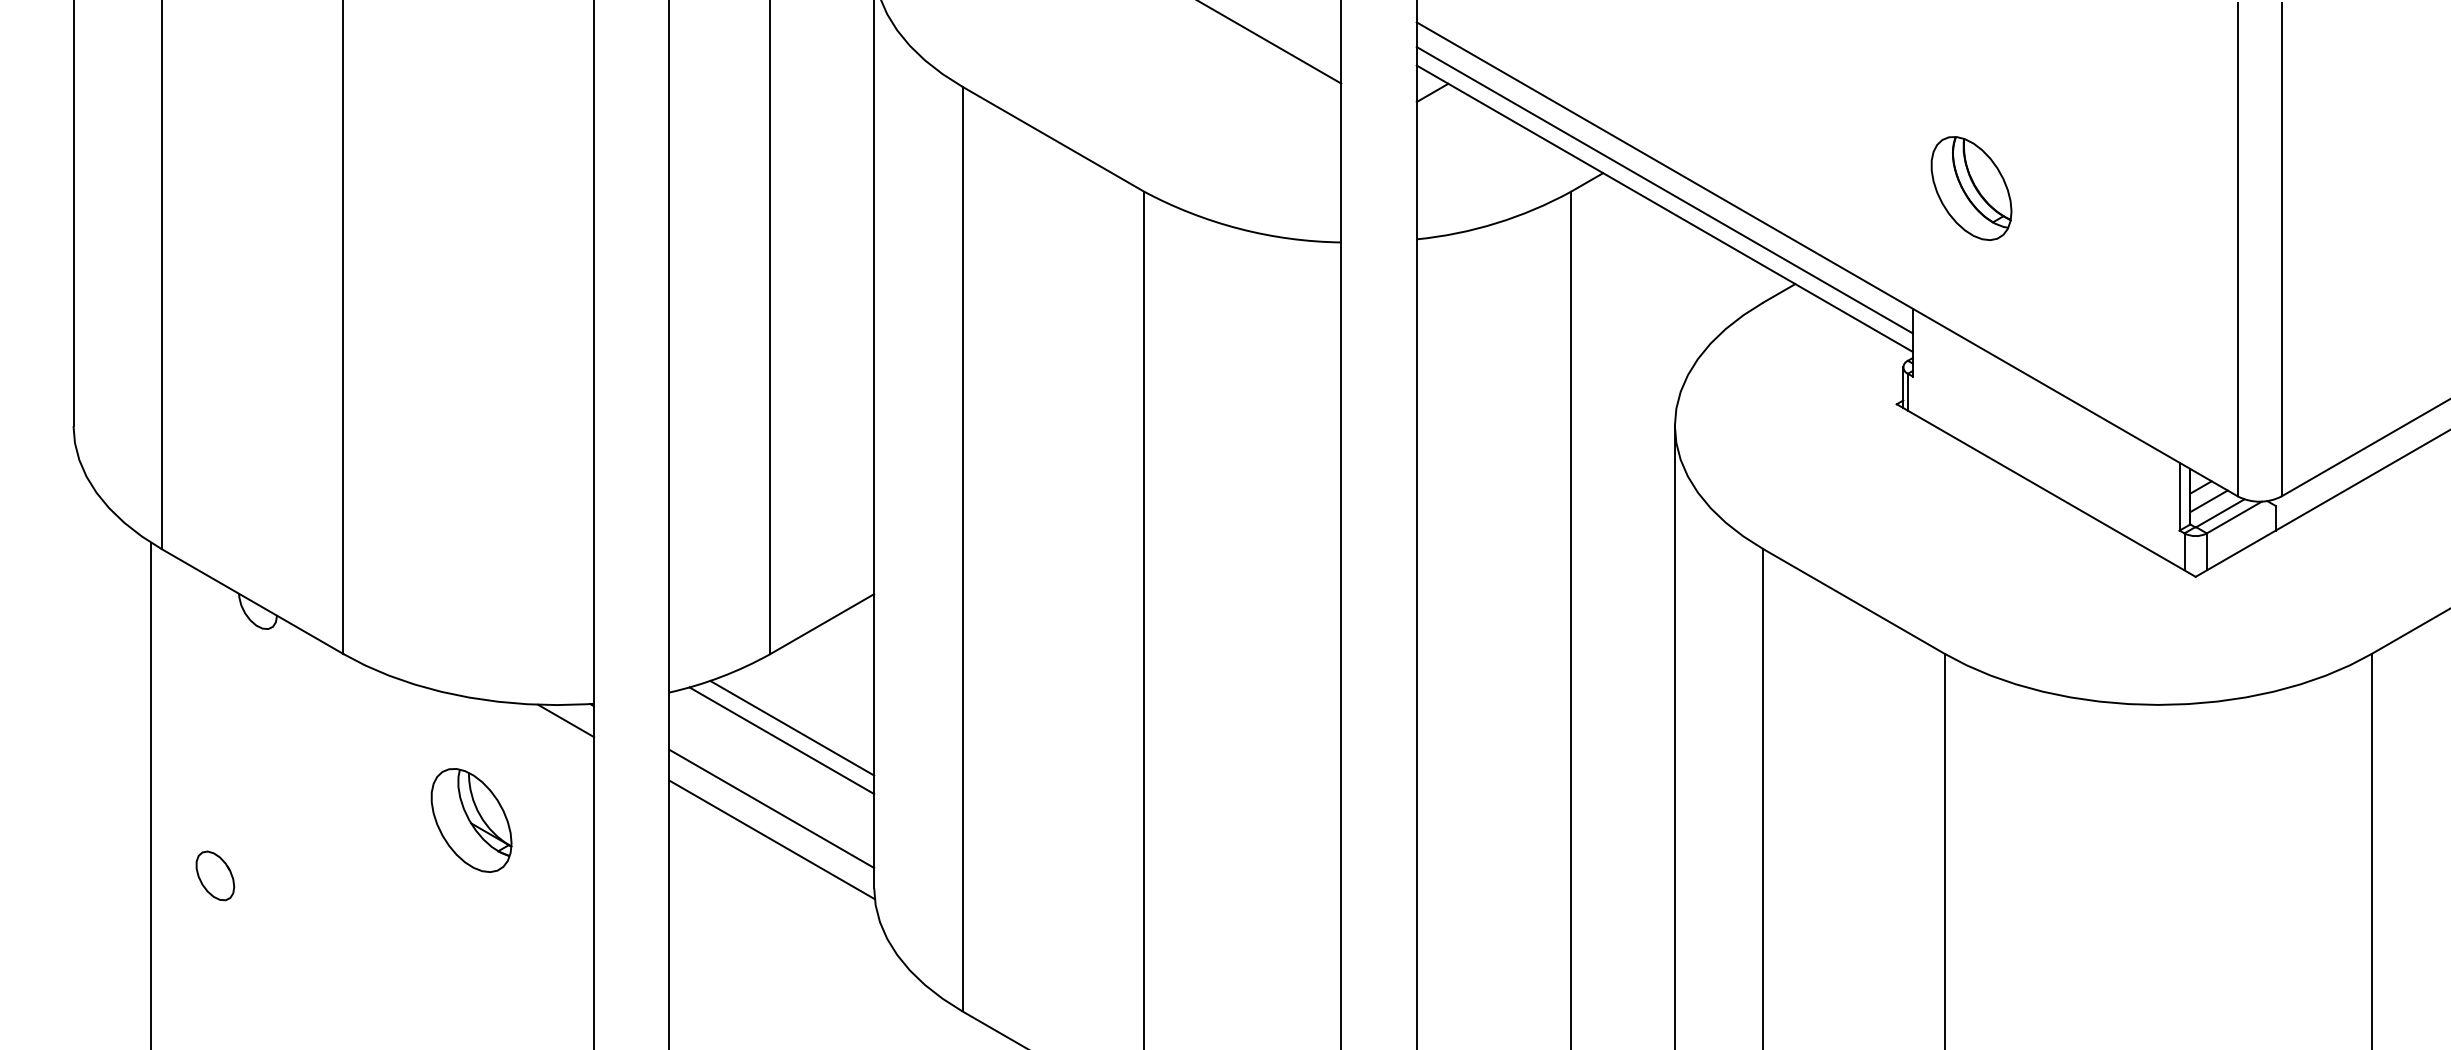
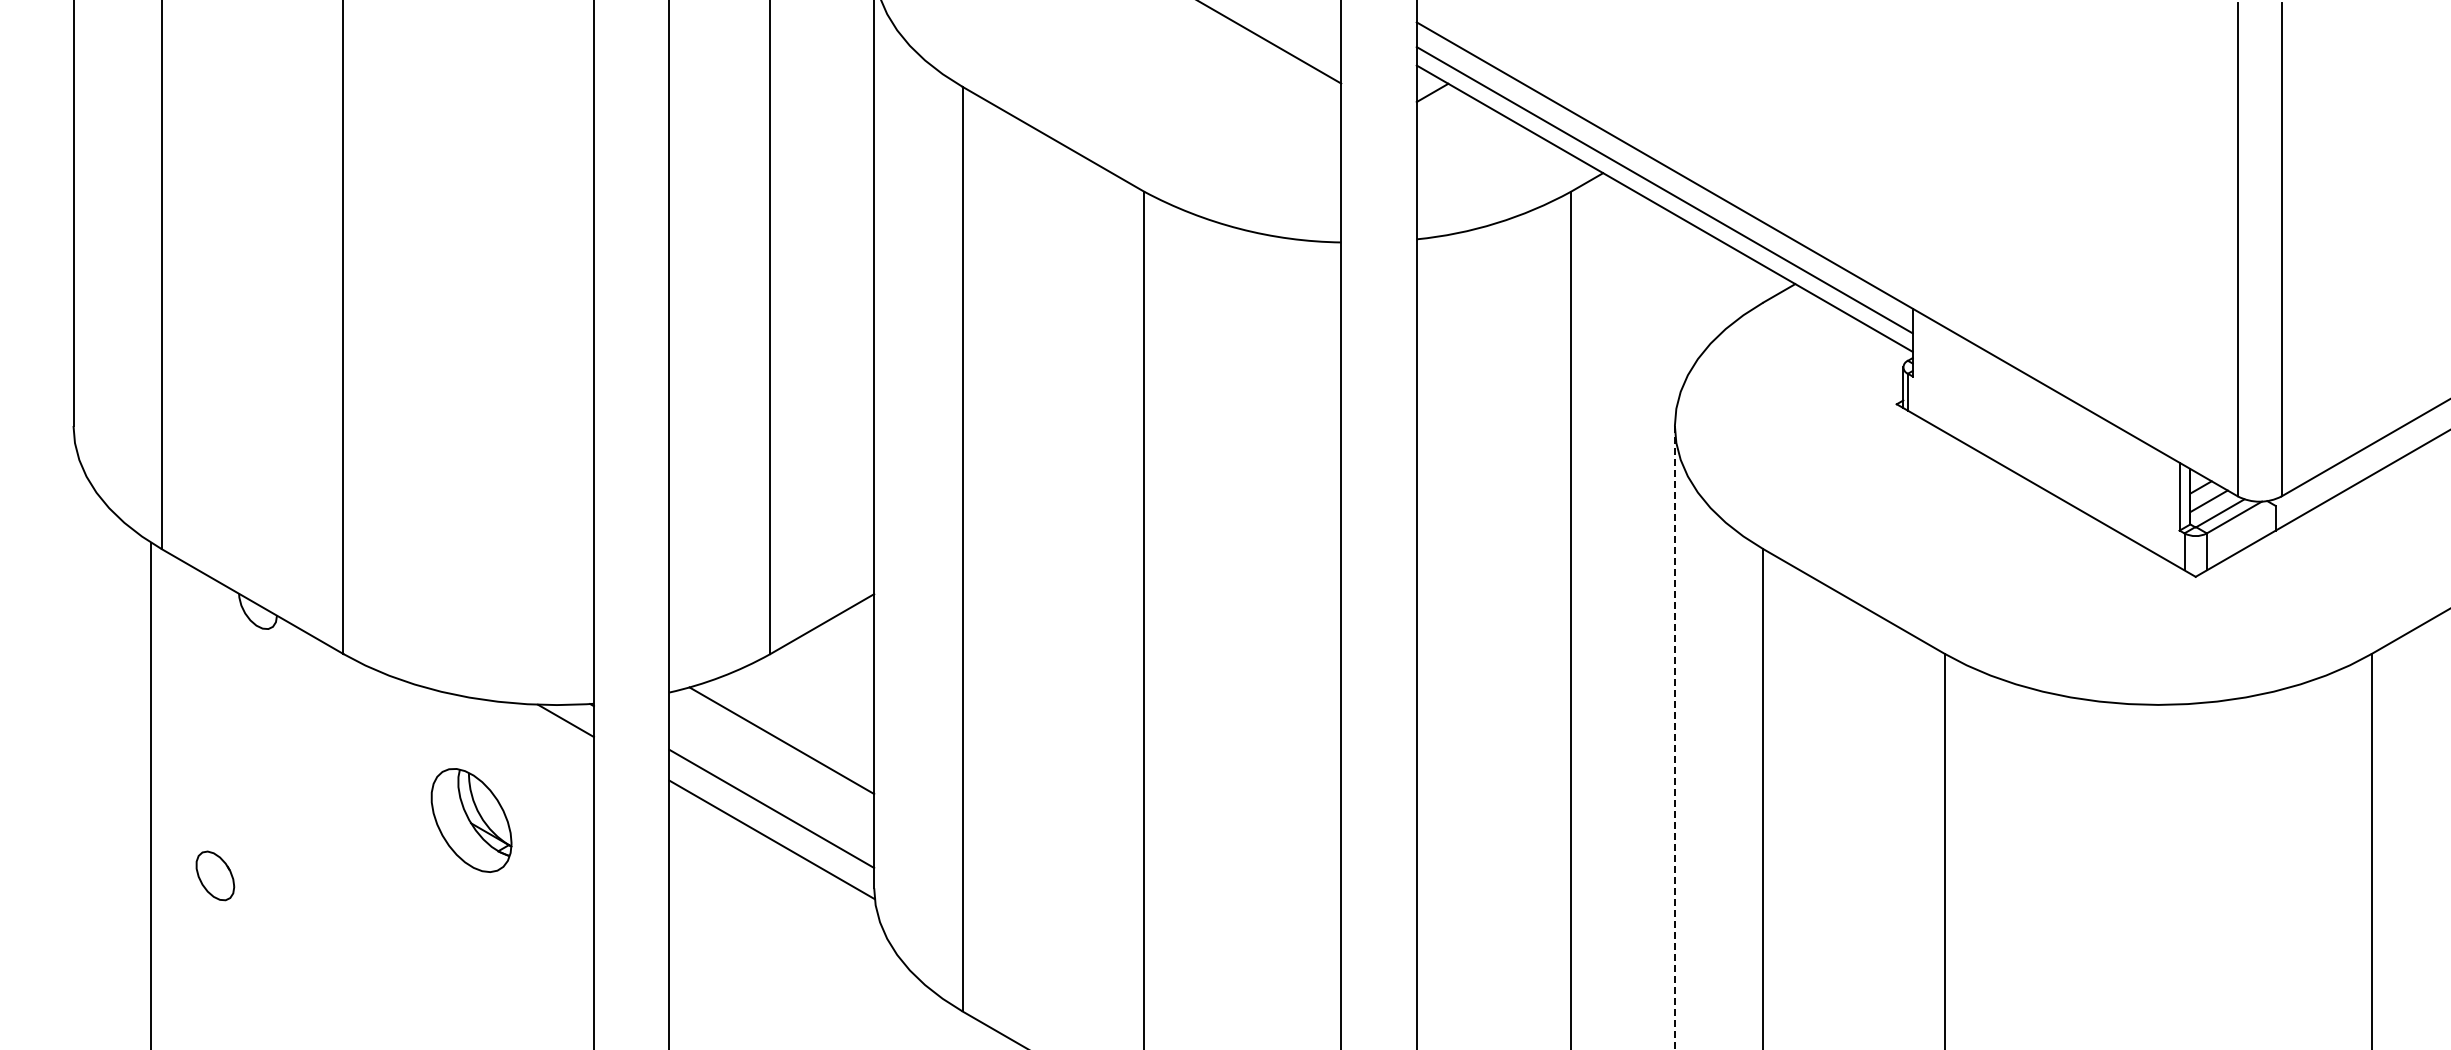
part: present -> none (1971, 188)
line: present -> none (792, 727)
line: solid -> dashed (1674, 737)
